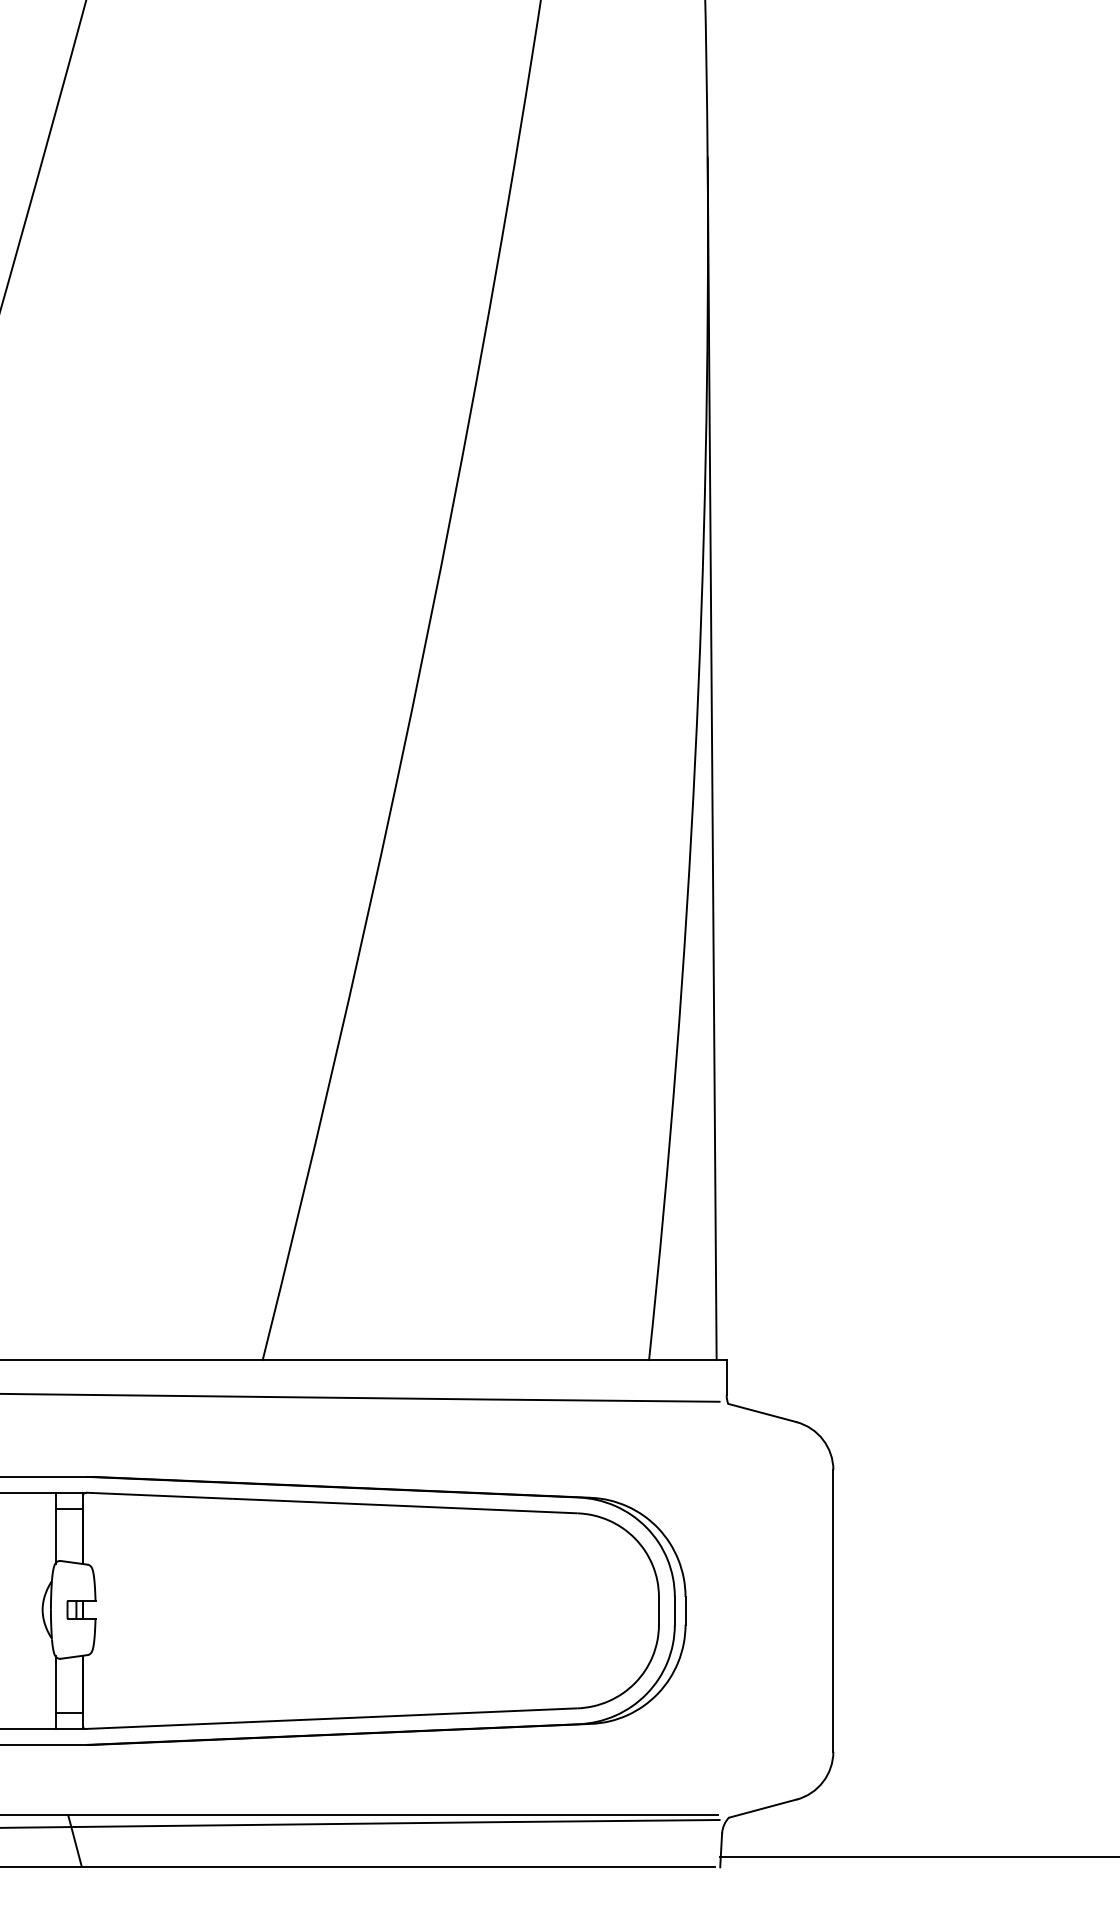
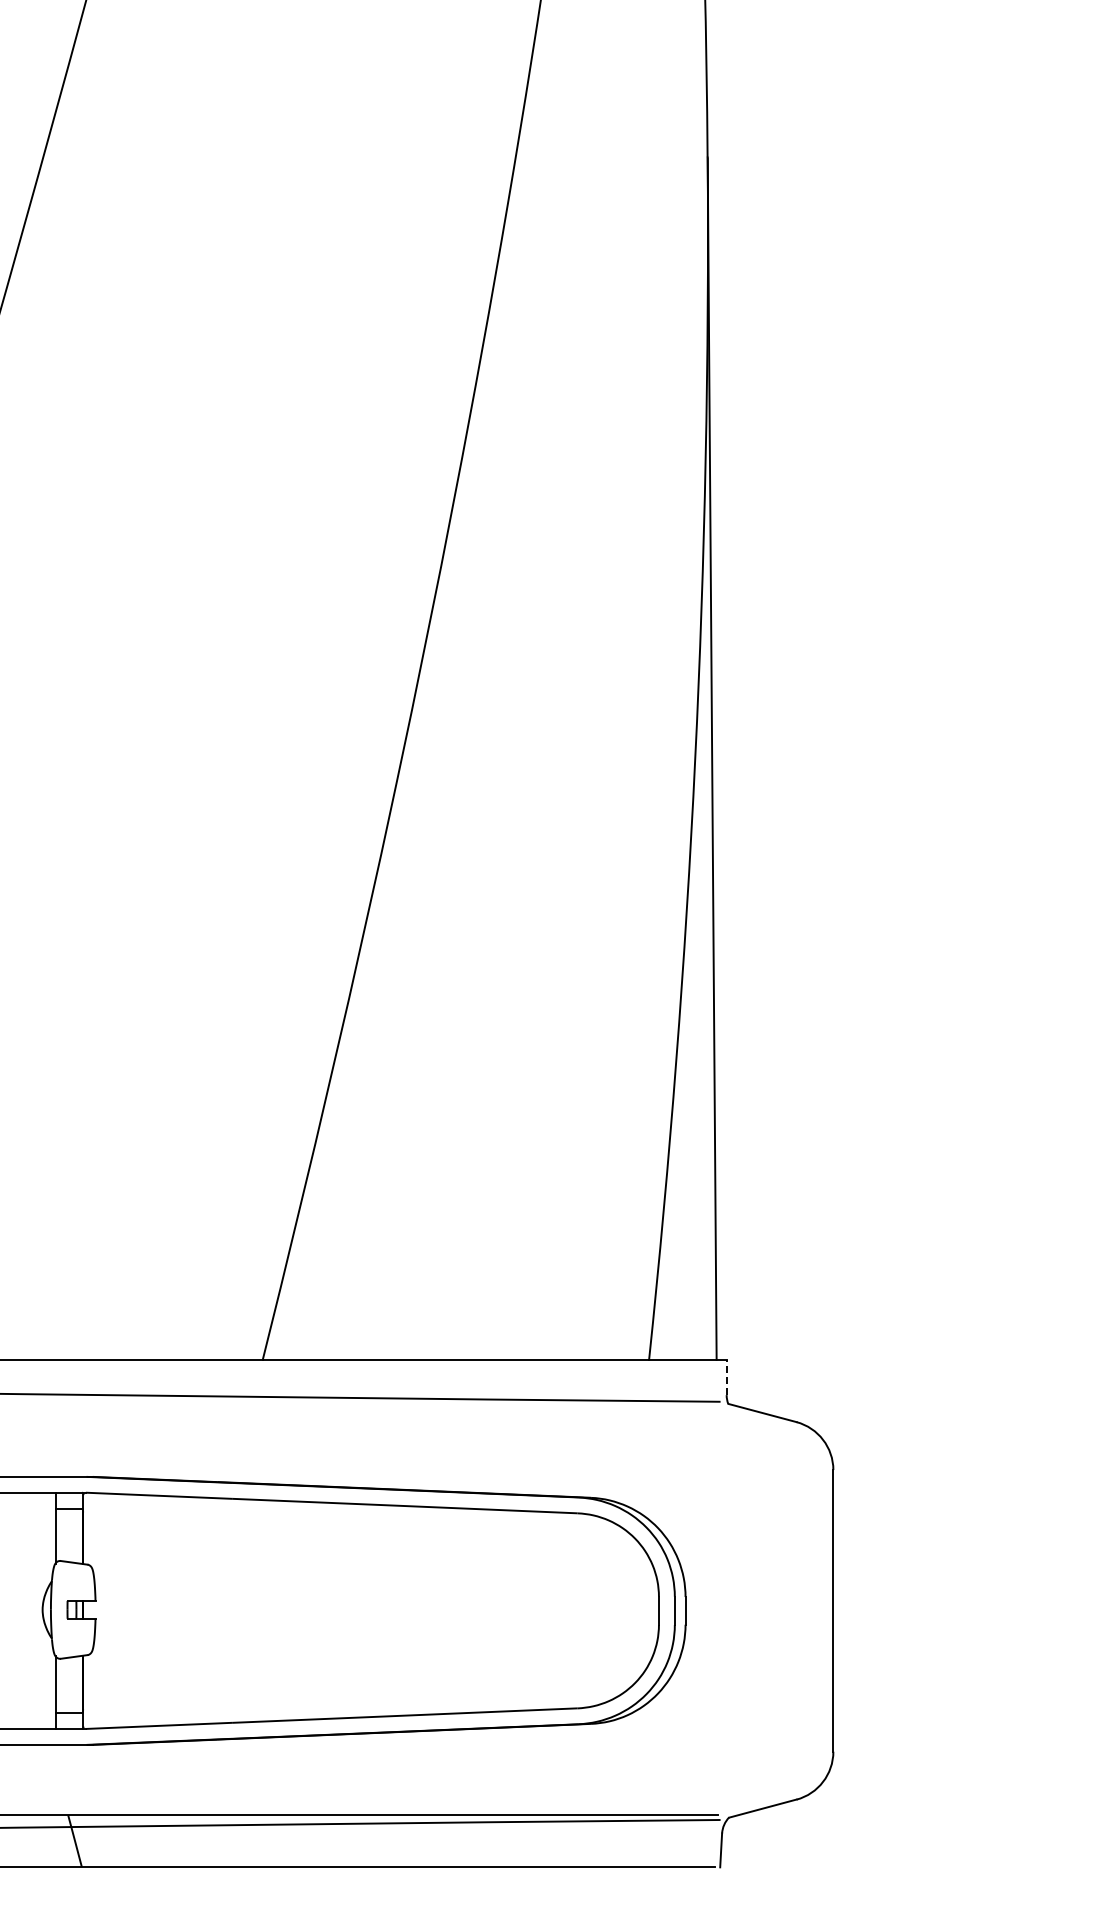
line: solid -> dashed (726, 1377)
line: present -> none (918, 1857)
